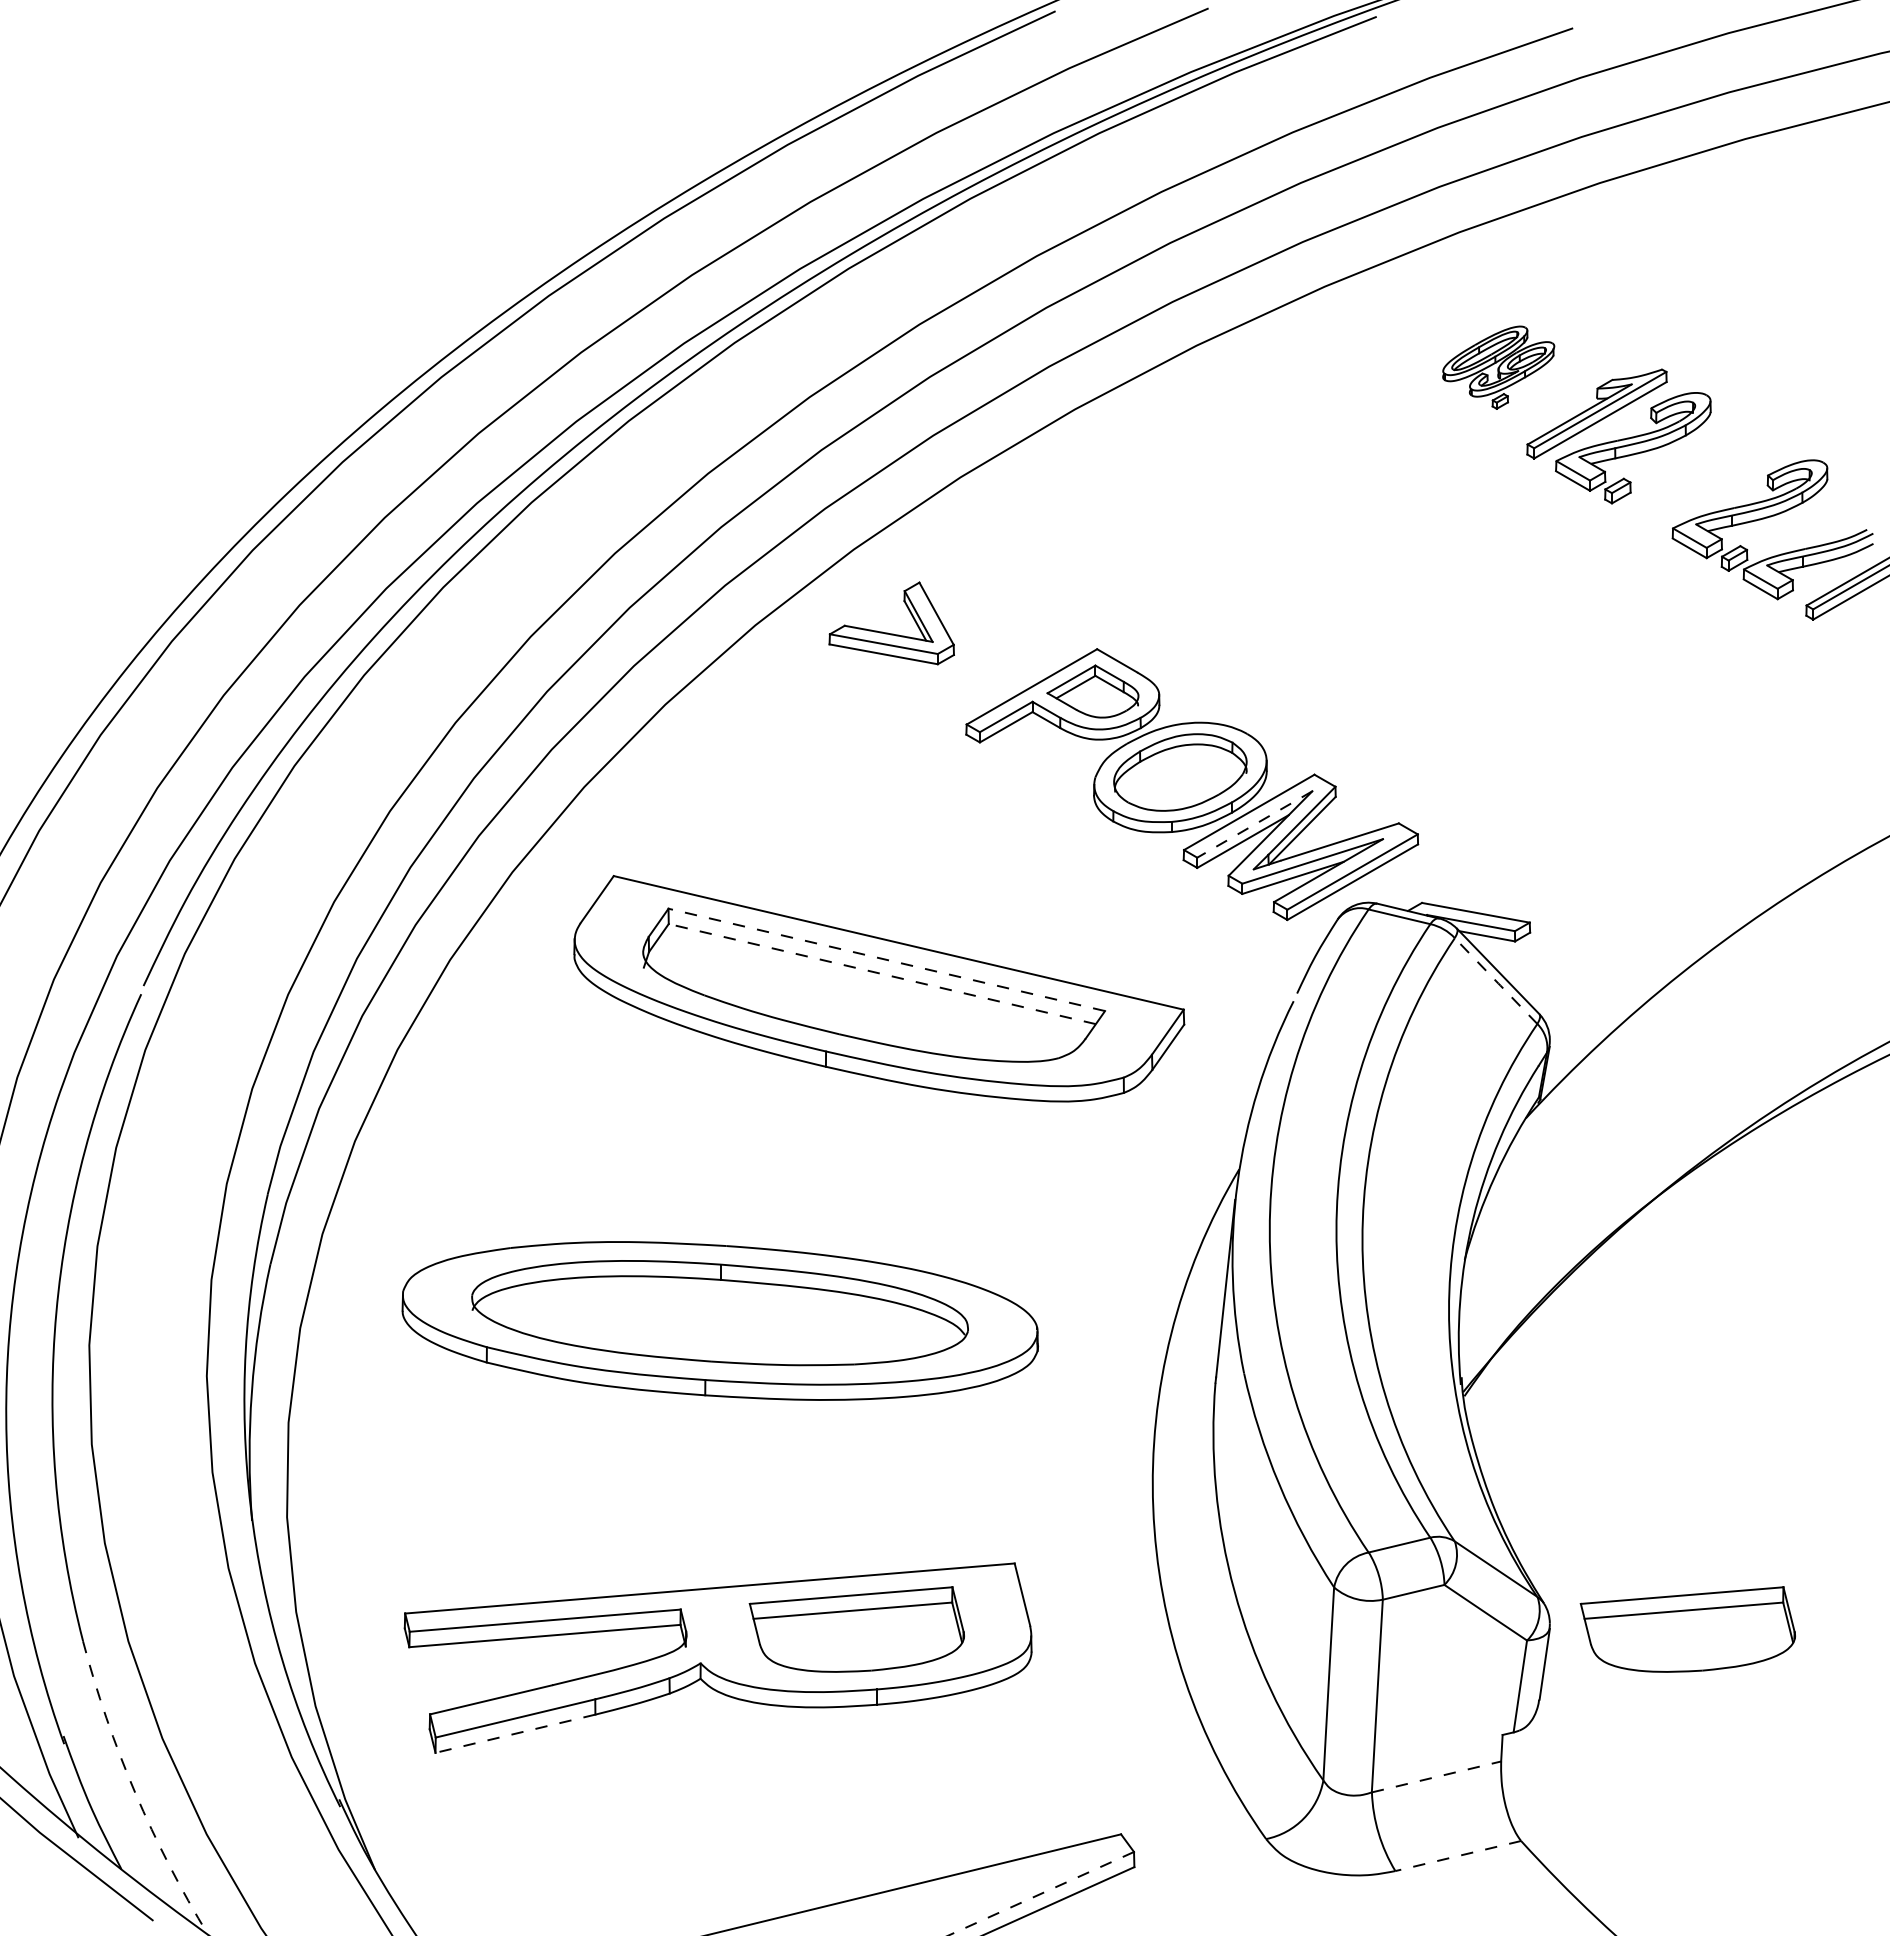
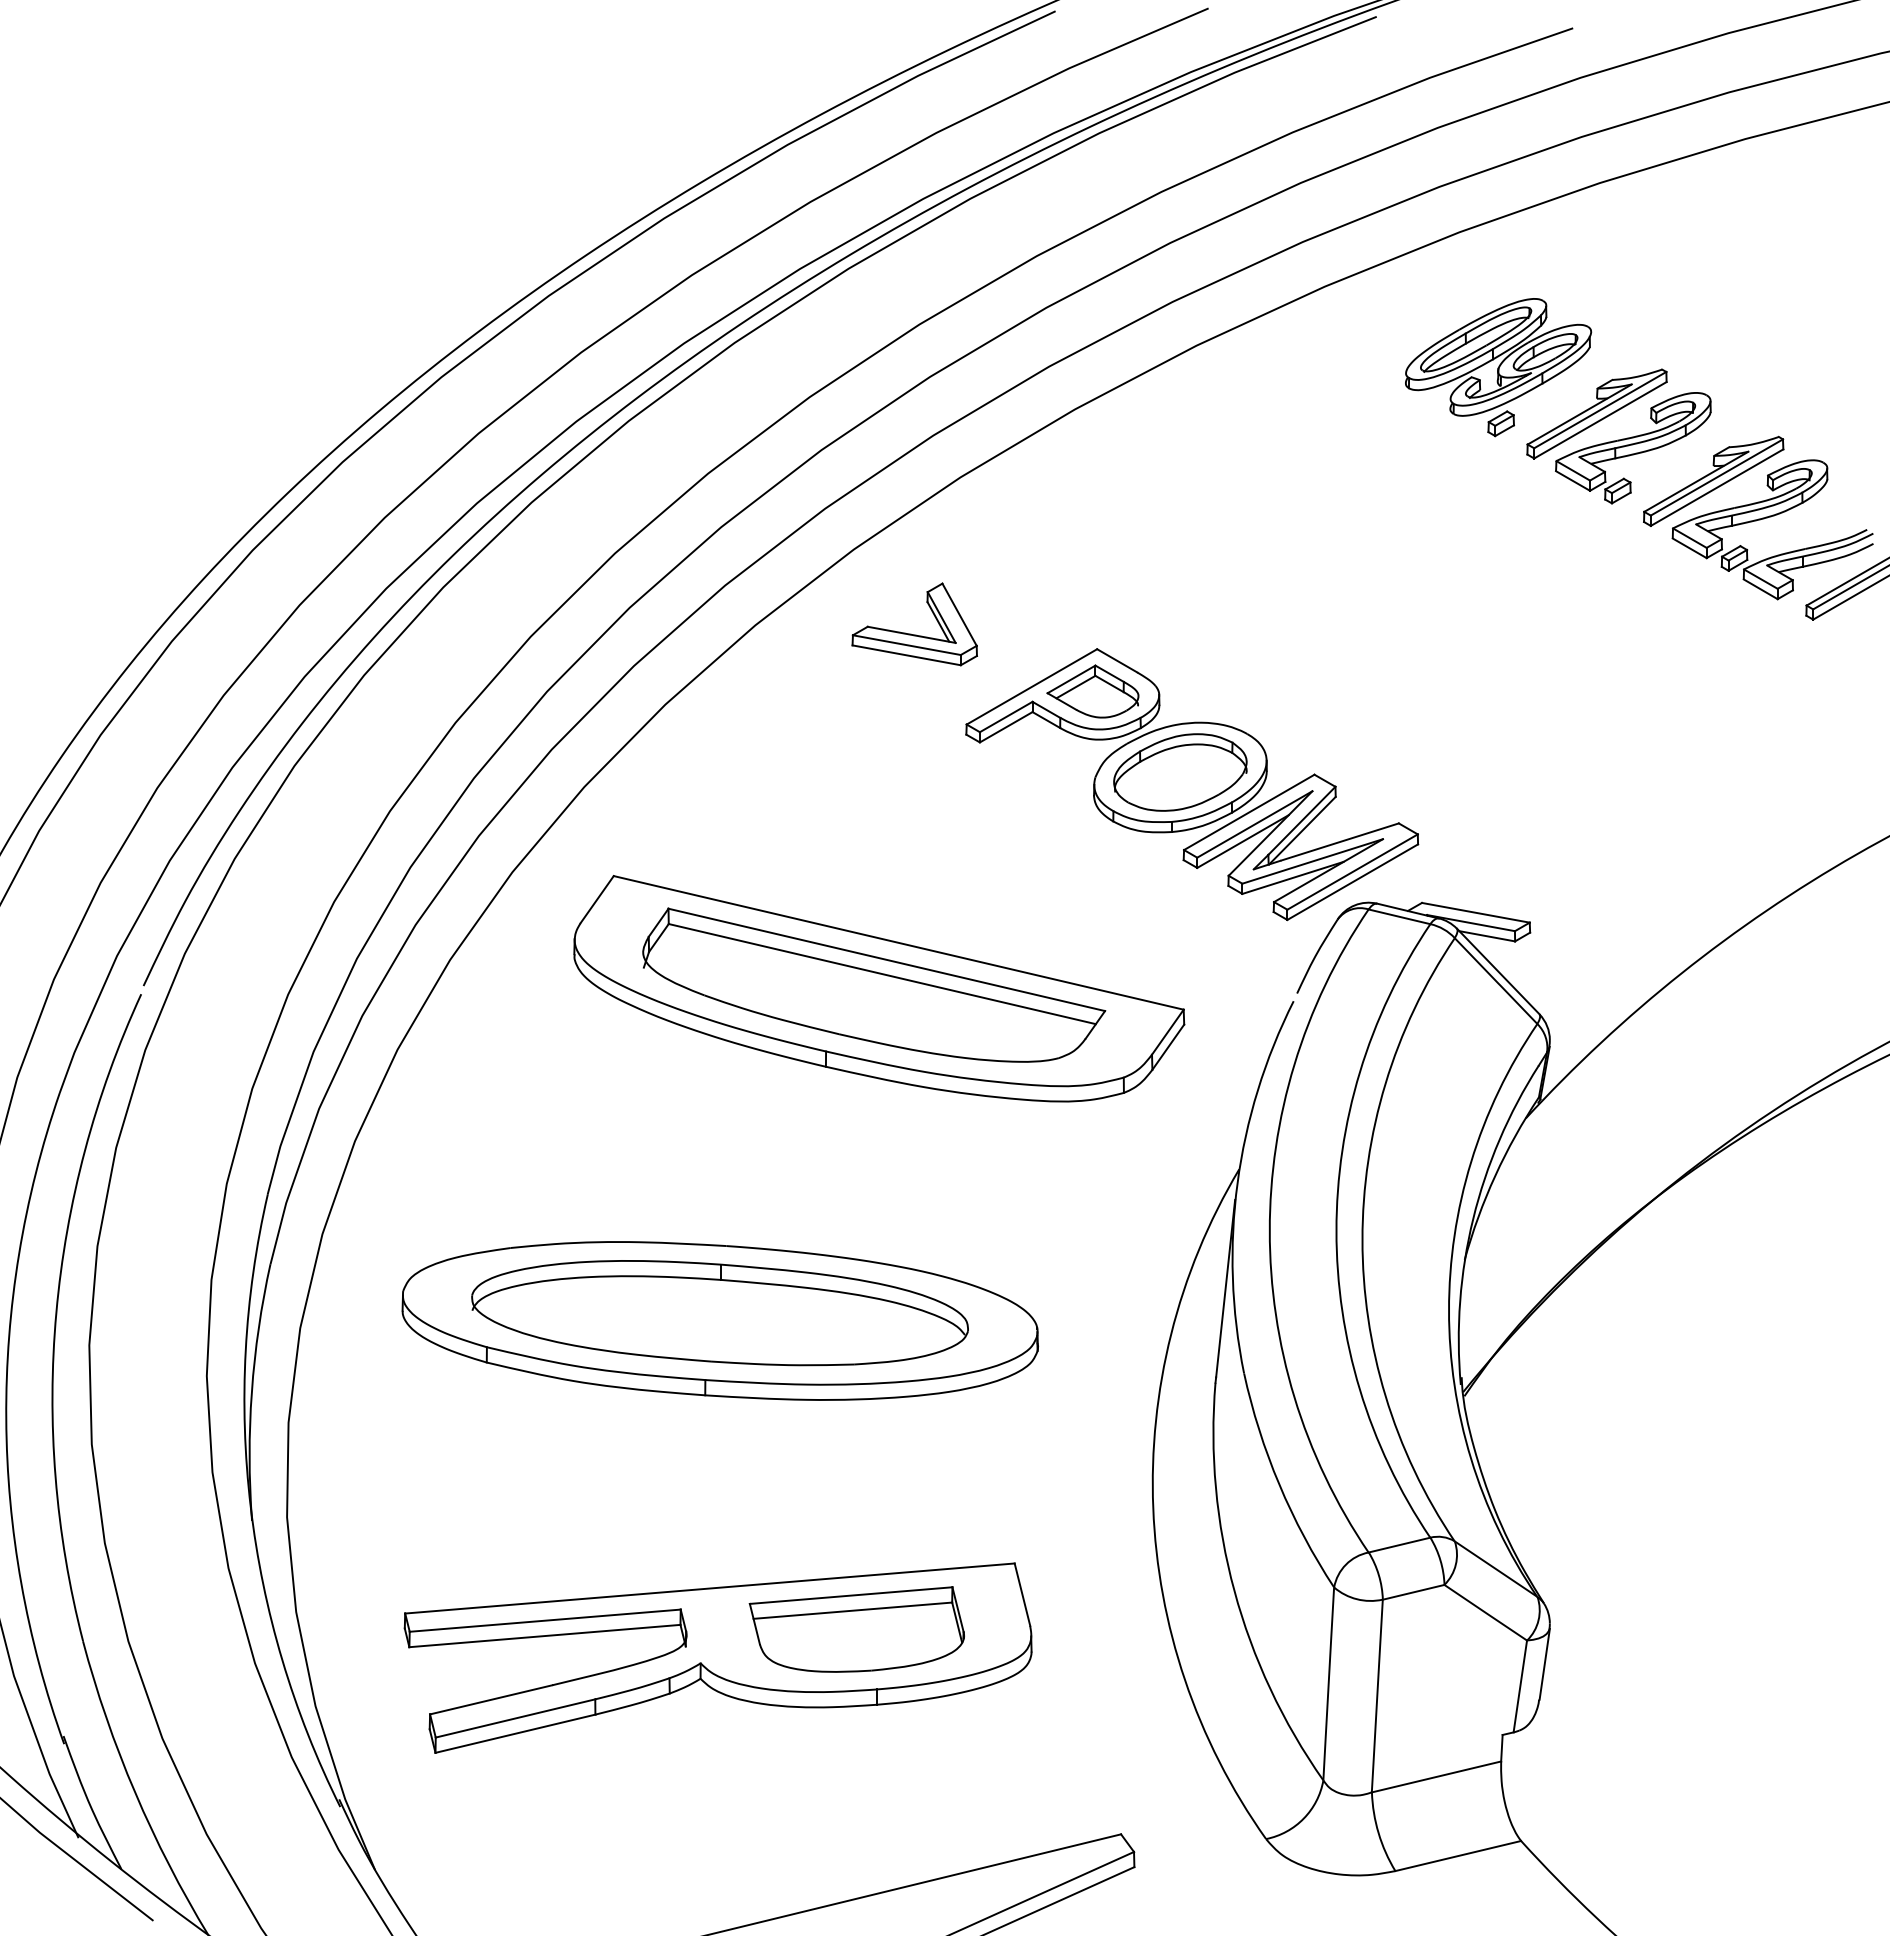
part size: 114x85 px -> 188x140 px (1498, 367)
part: none -> present (1713, 480)
part position: (888, 632) -> (911, 633) (911, 633)
line: dashed -> solid (1254, 824)
line: dashed -> solid (886, 959)
line: dashed -> solid (881, 973)
line: dashed -> solid (1497, 982)
part: present -> none (1687, 1629)
line: dashed -> solid (514, 1733)
line: dashed -> solid (1436, 1776)
arc: dashed -> solid (135, 1792)
line: dashed -> solid (1458, 1856)
line: dashed -> solid (1041, 1893)
